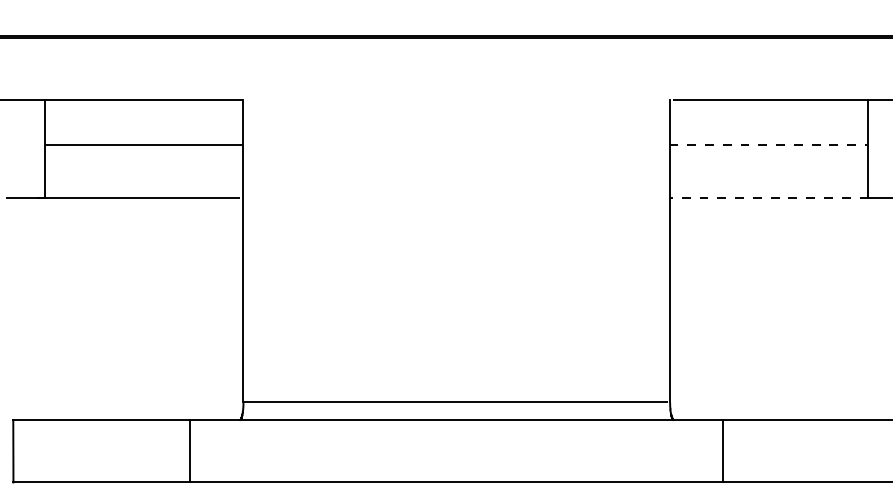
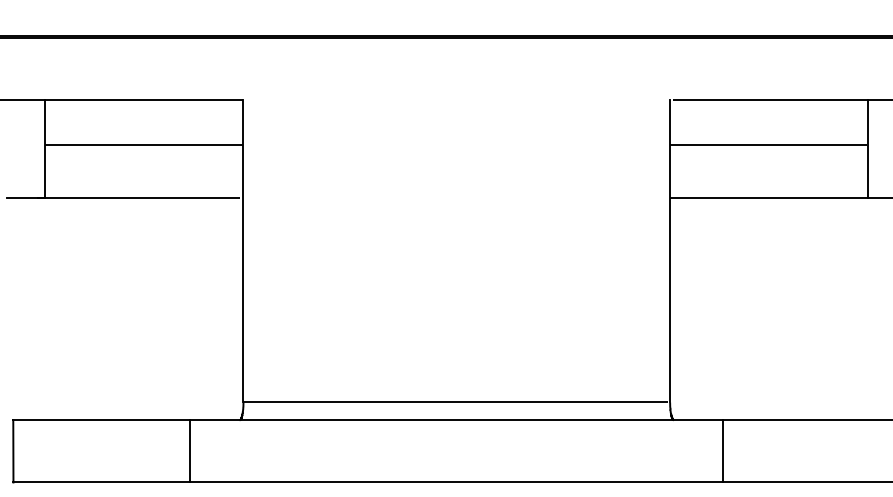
line: dashed -> solid (768, 144)
line: dashed -> solid (768, 198)
